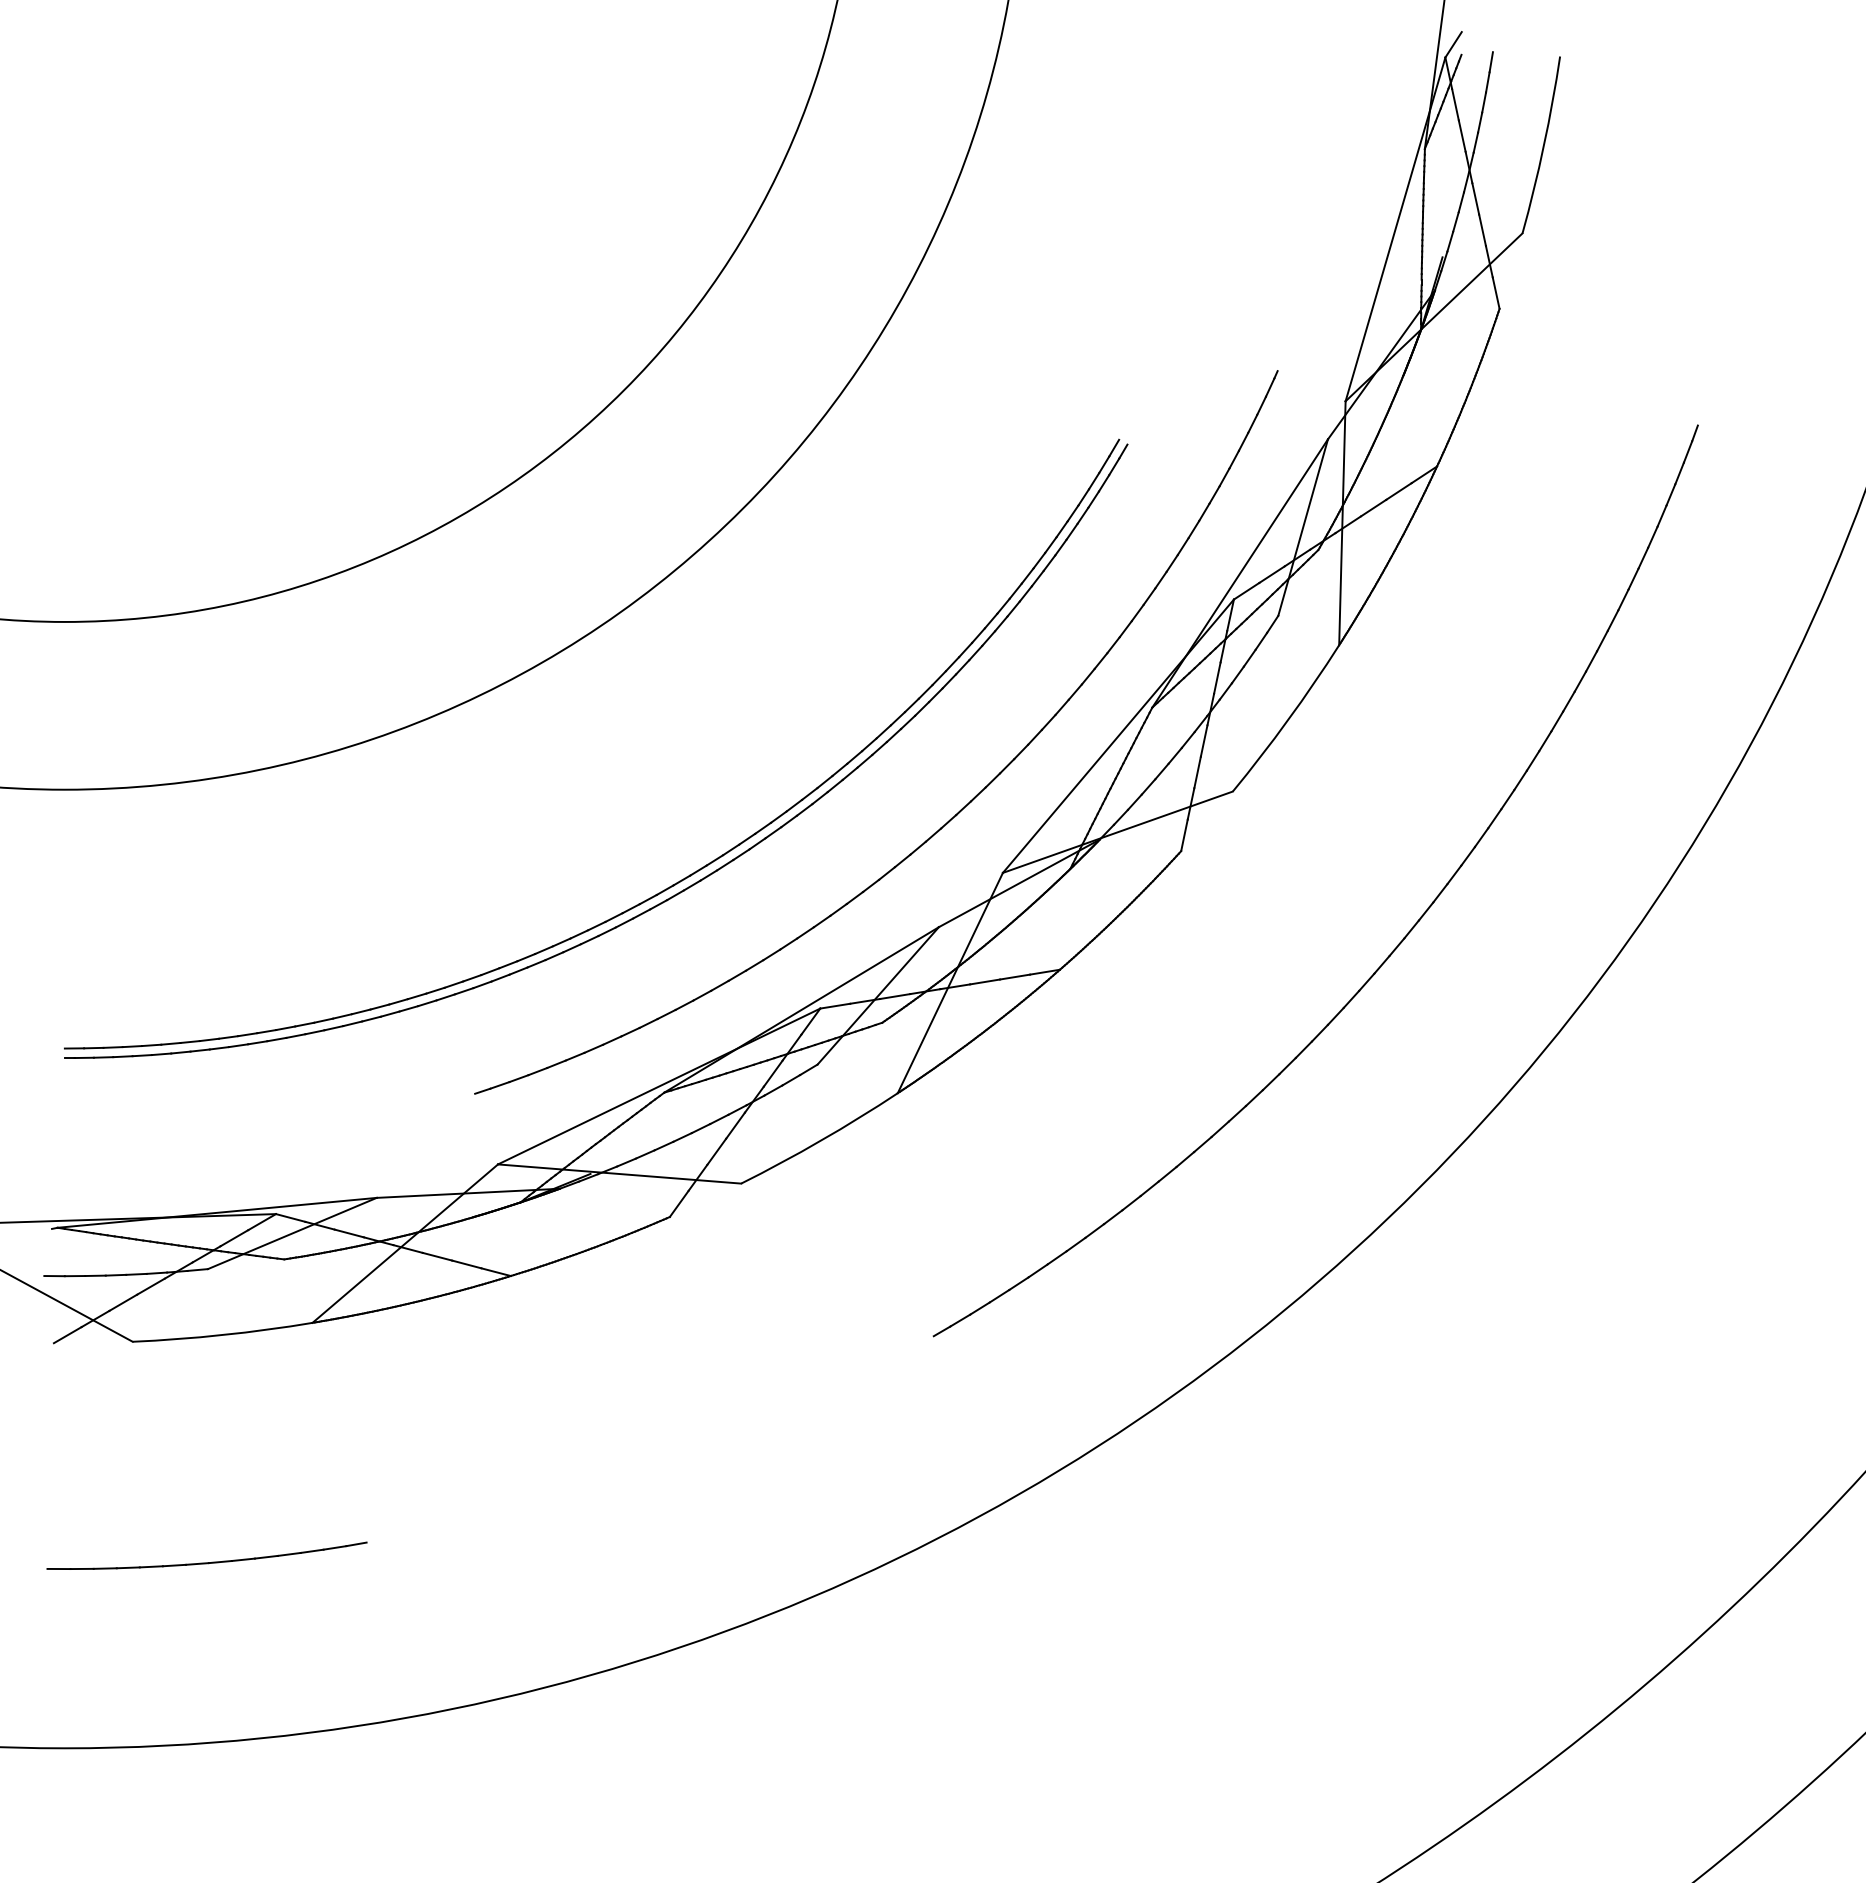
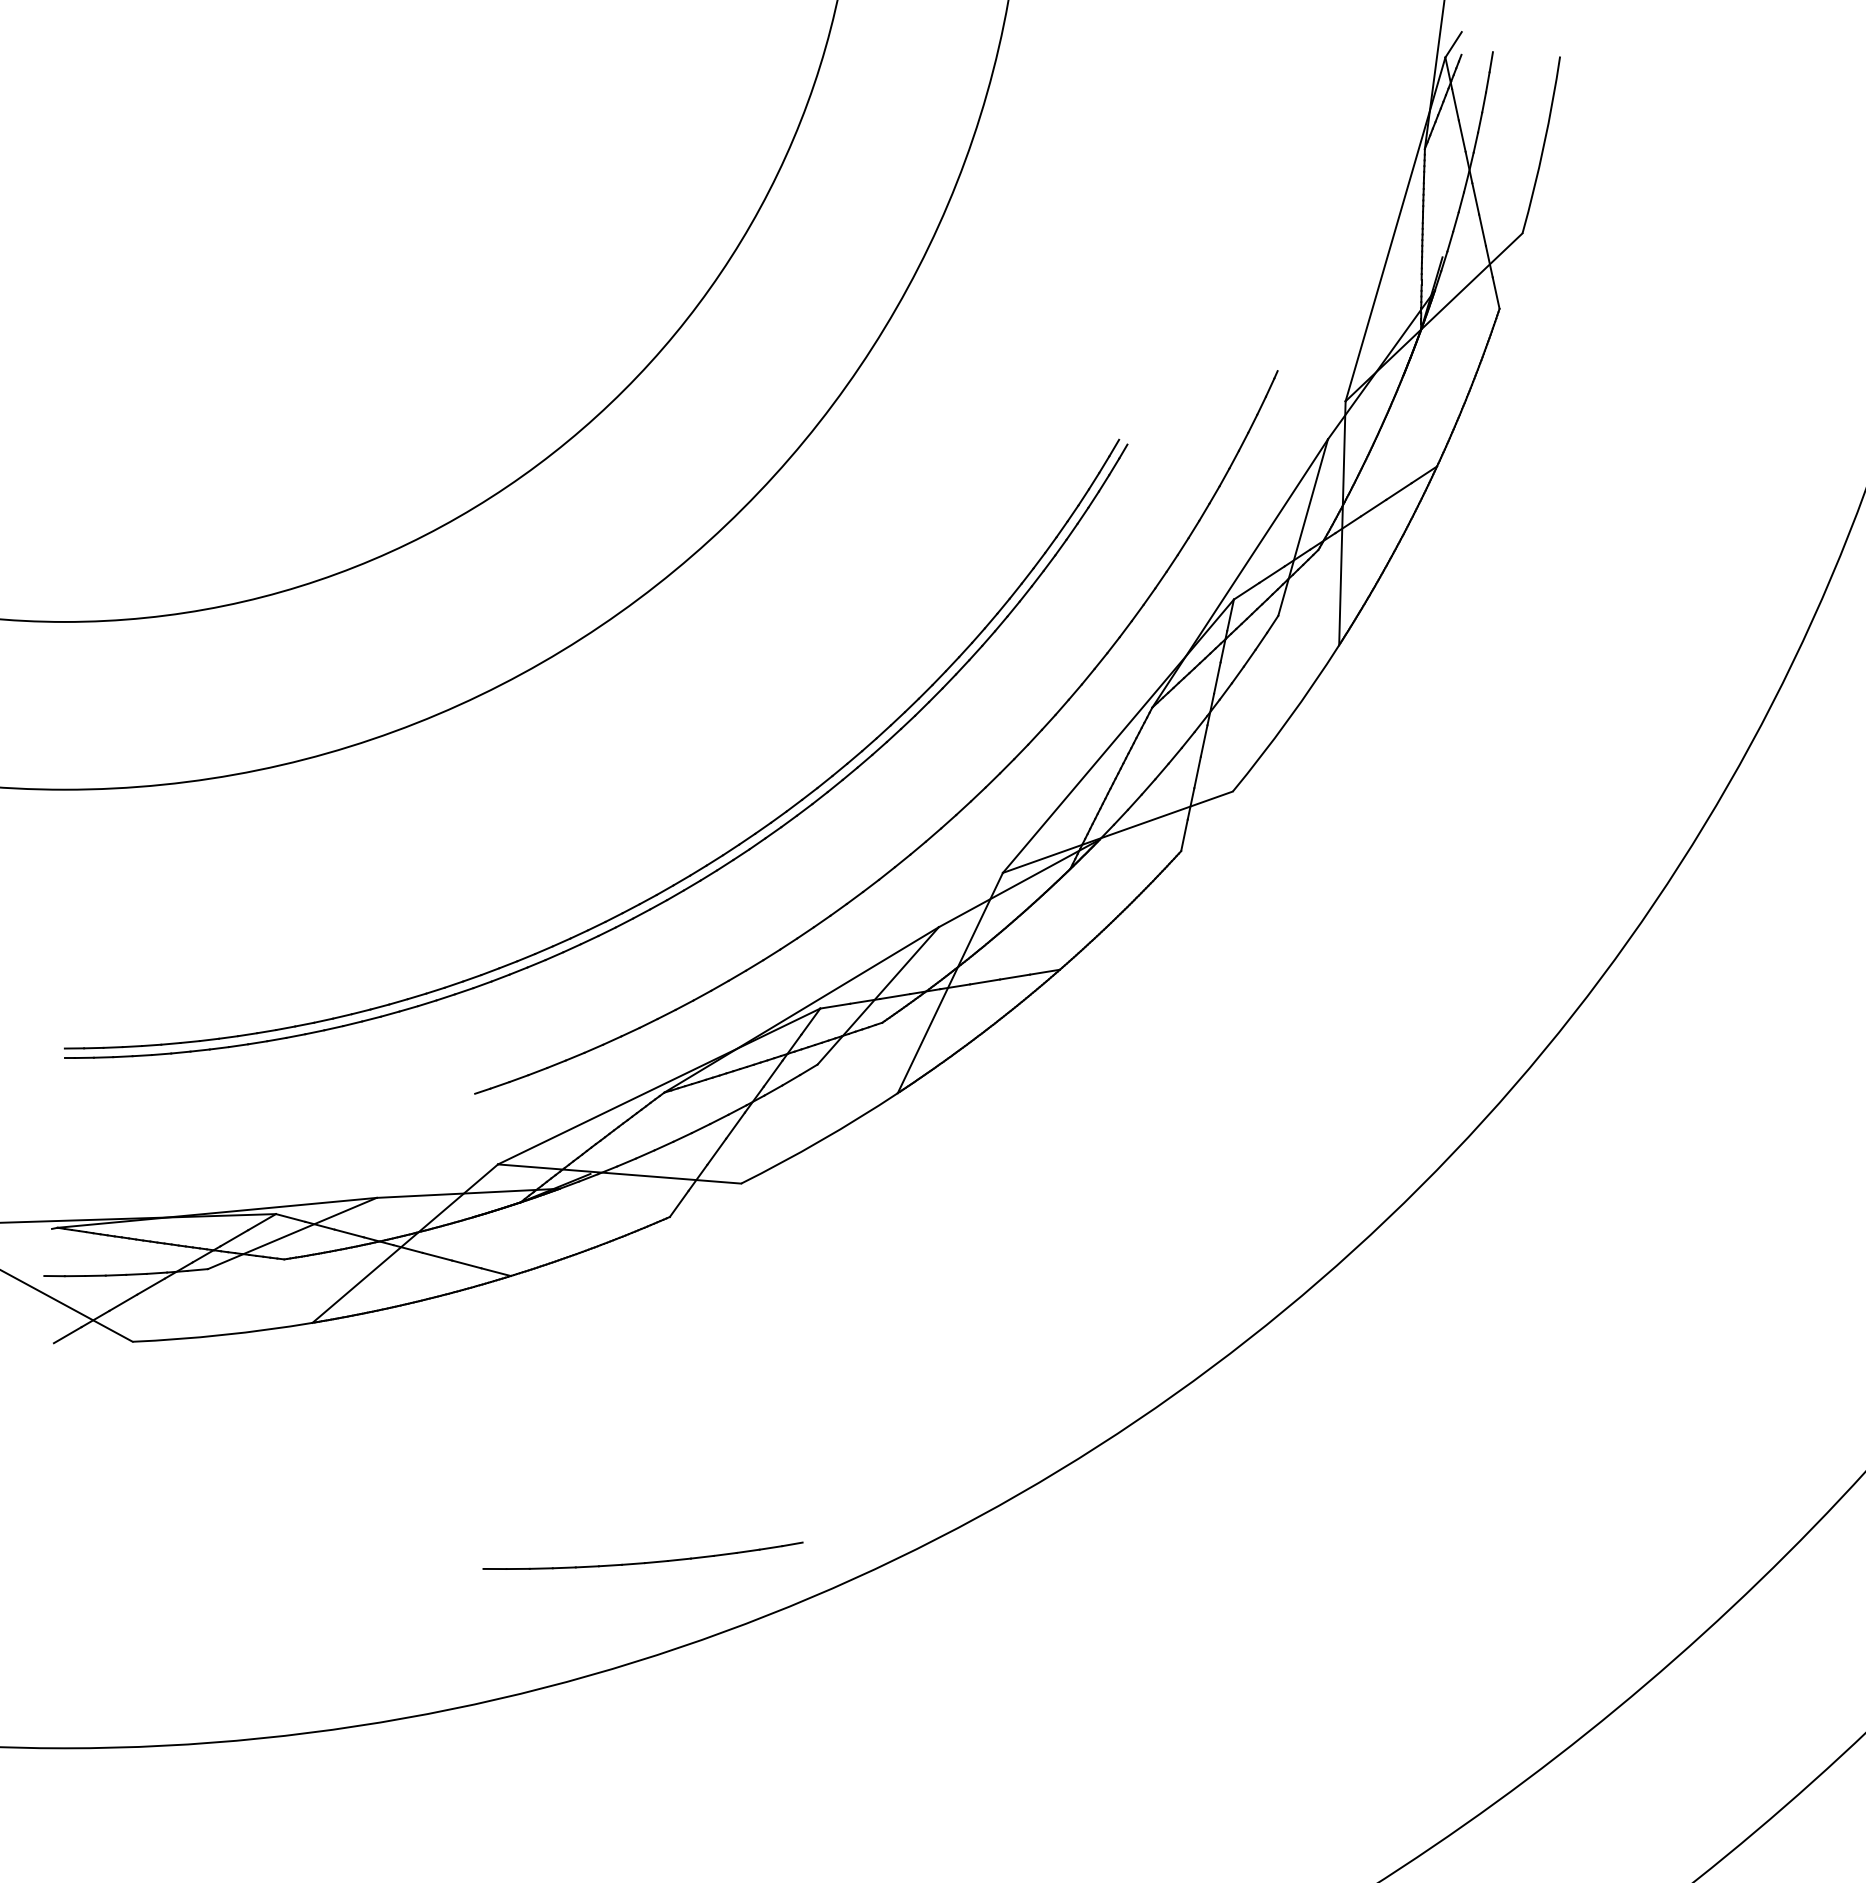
part: present -> none (1392, 950)
part position: (206, 1562) -> (642, 1562) (642, 1562)
